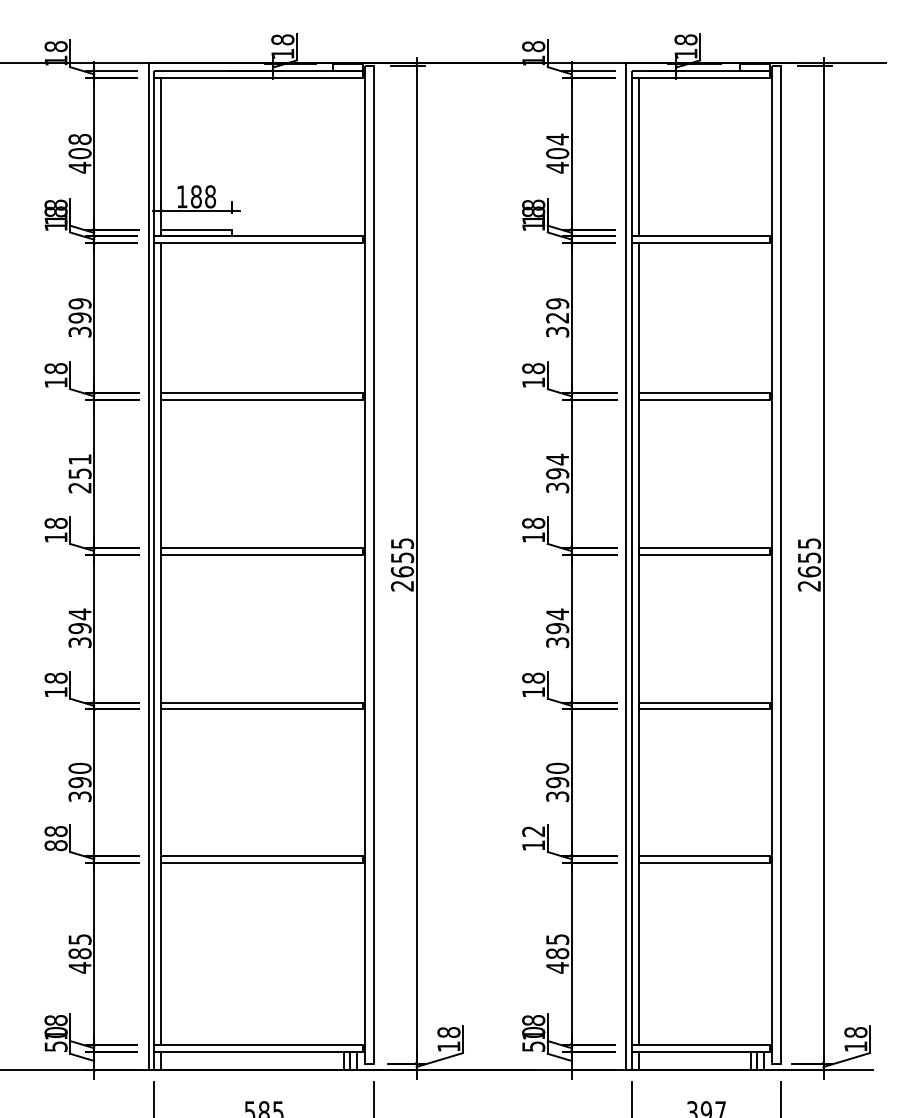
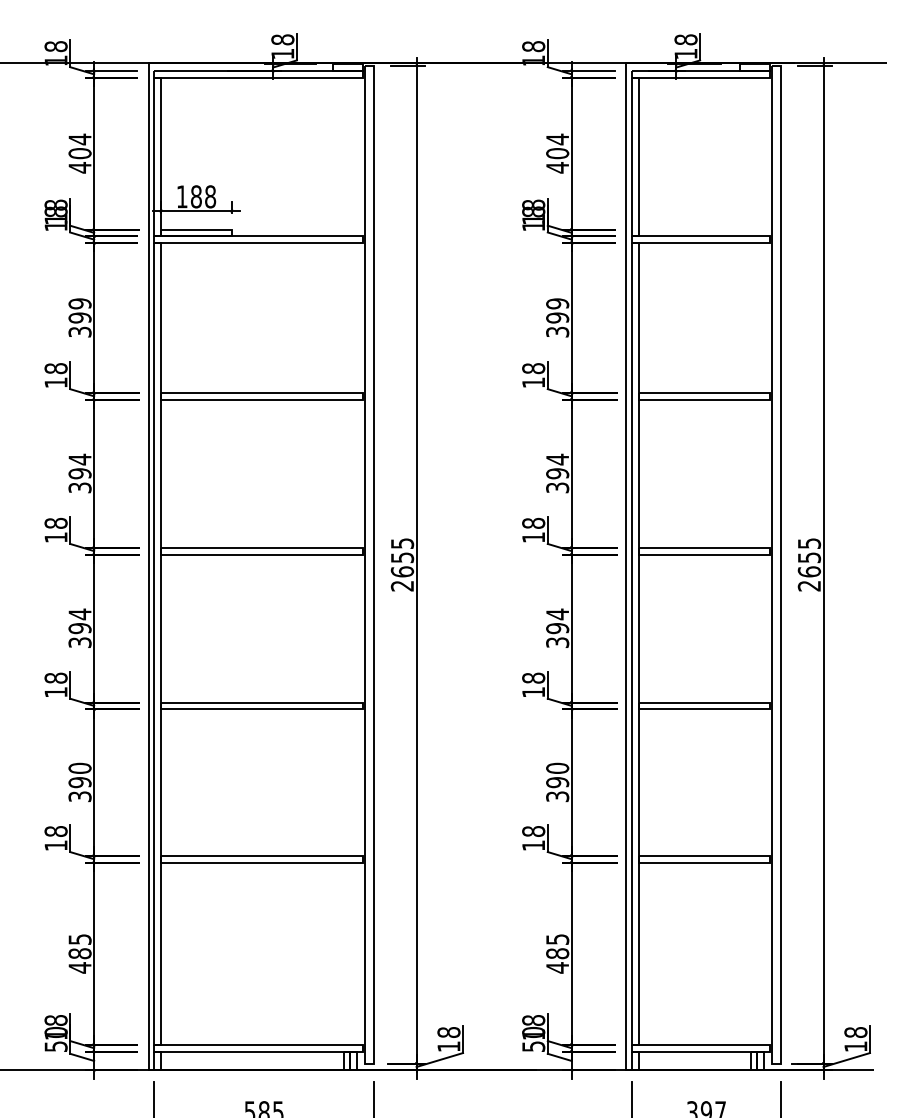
text: 408 -> 404 (79, 139)
text: 329 -> 399 (557, 317)
text: 251 -> 394 (79, 473)
text: 12 -> 18 (533, 831)
text: 88 -> 18 (55, 845)
